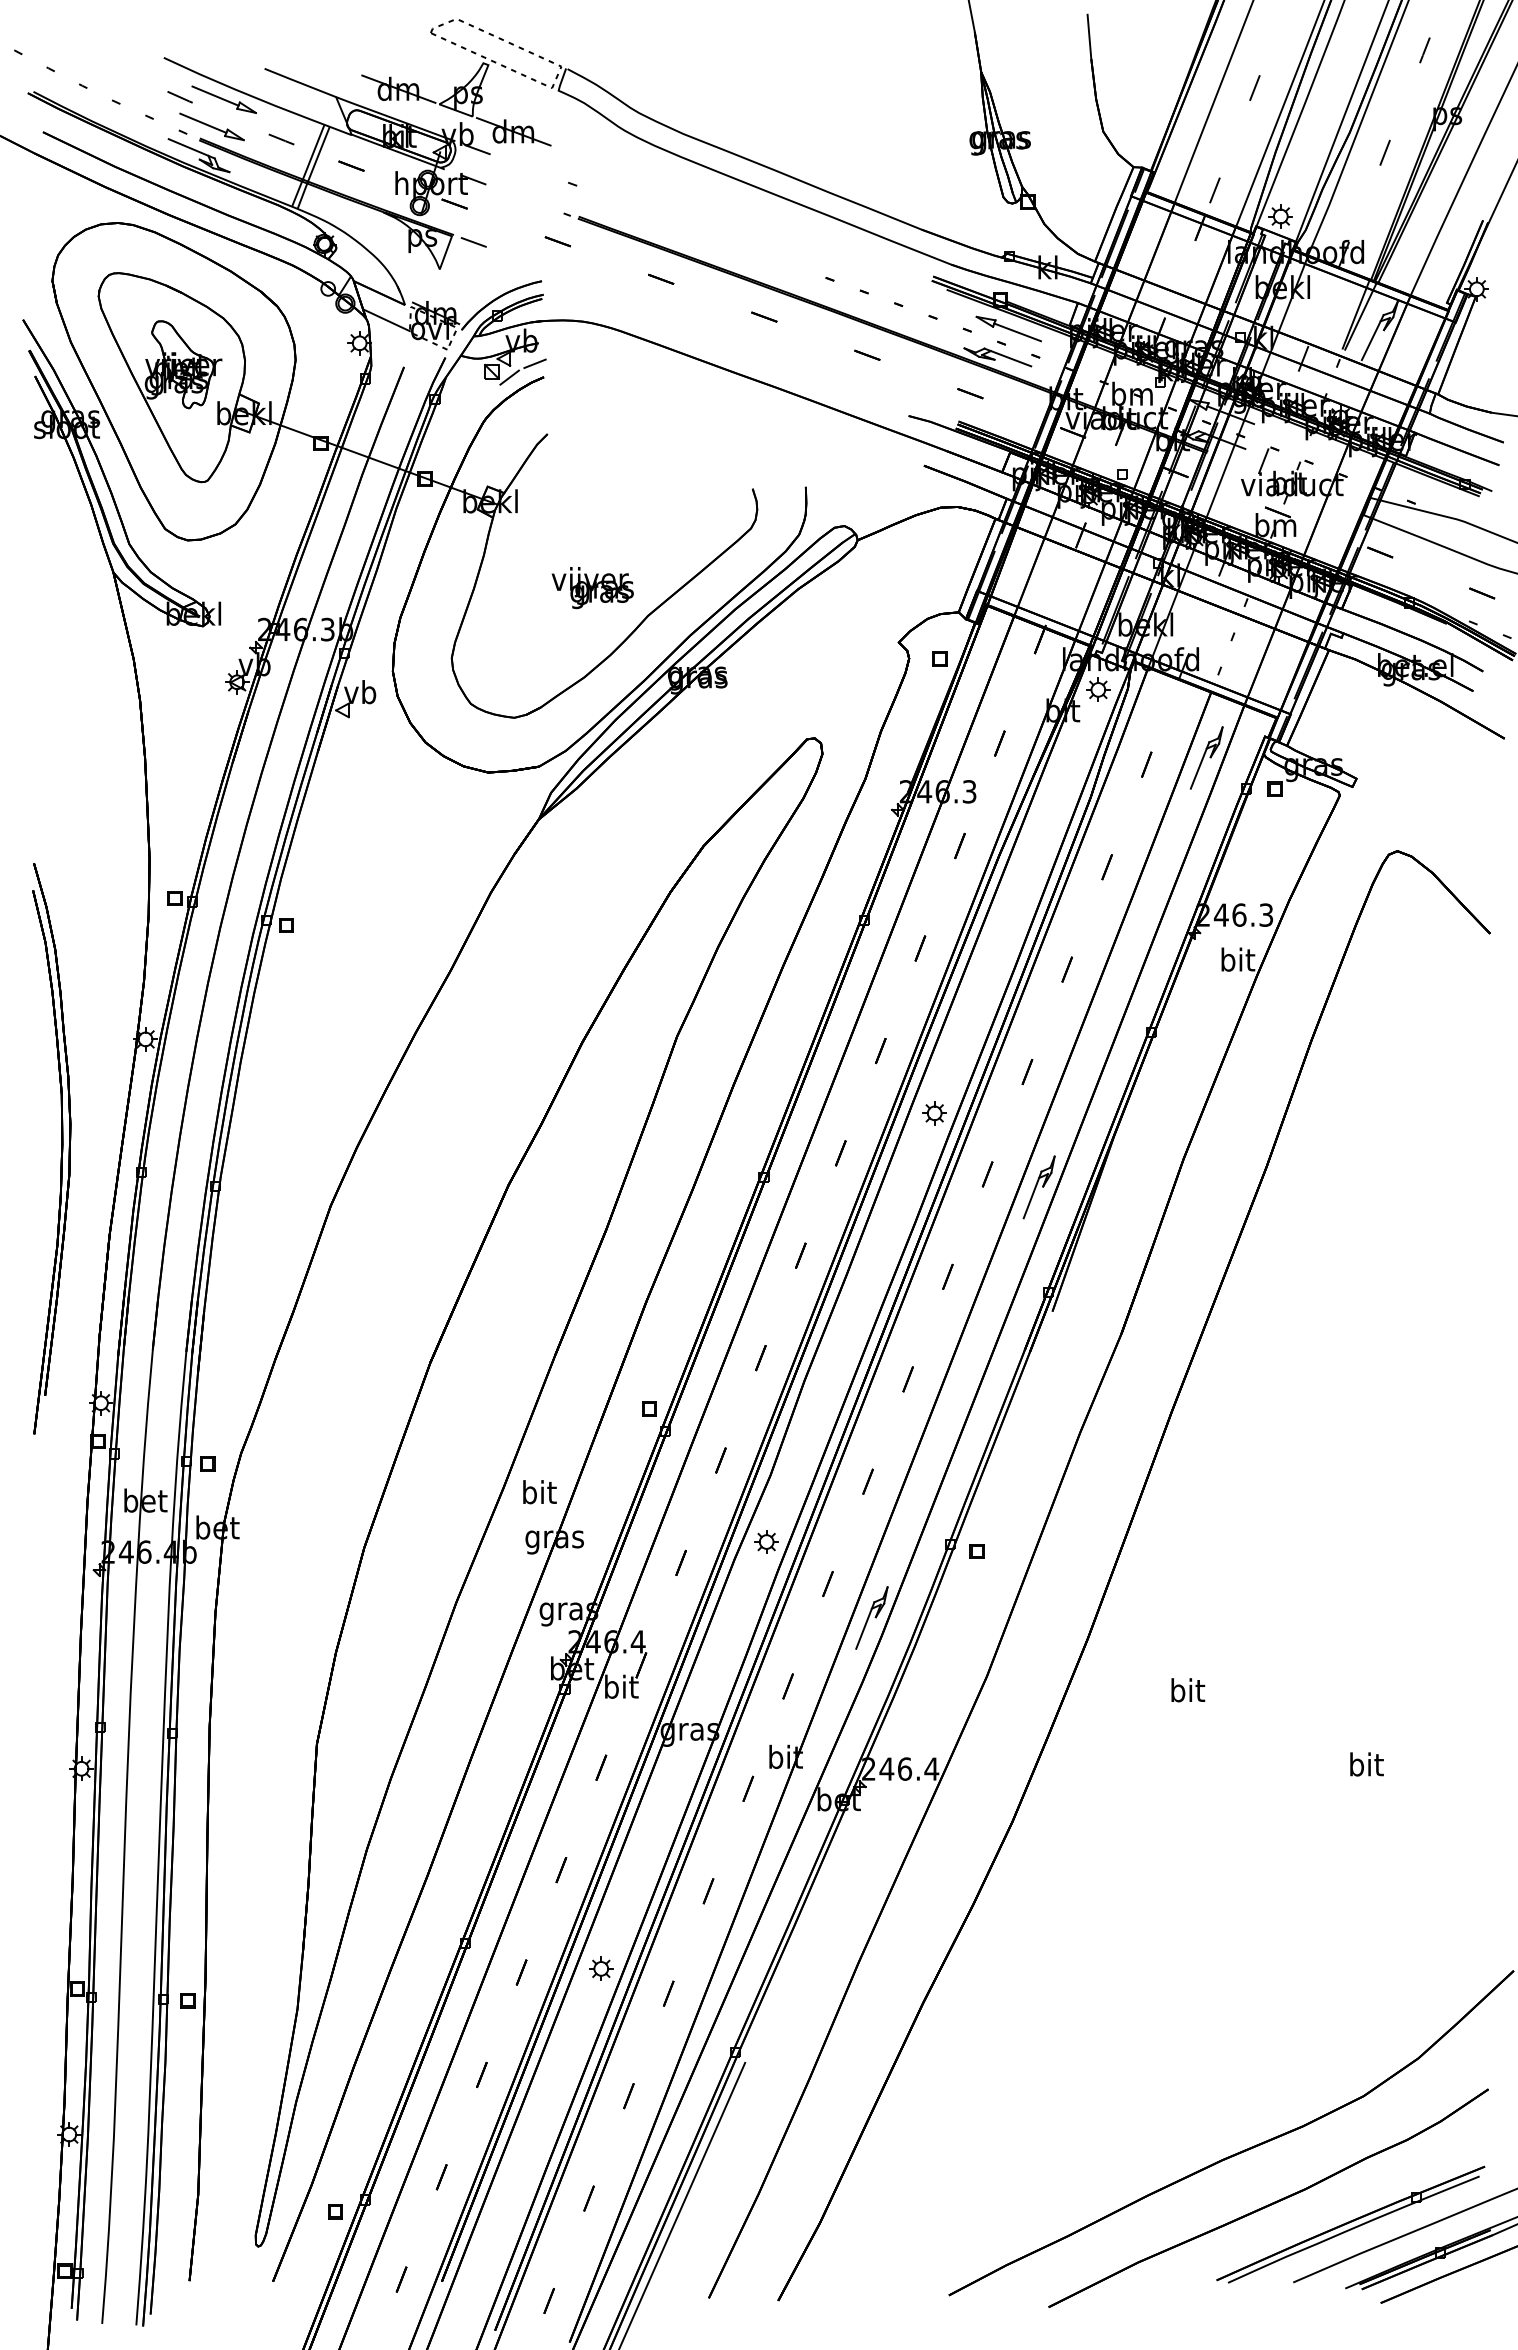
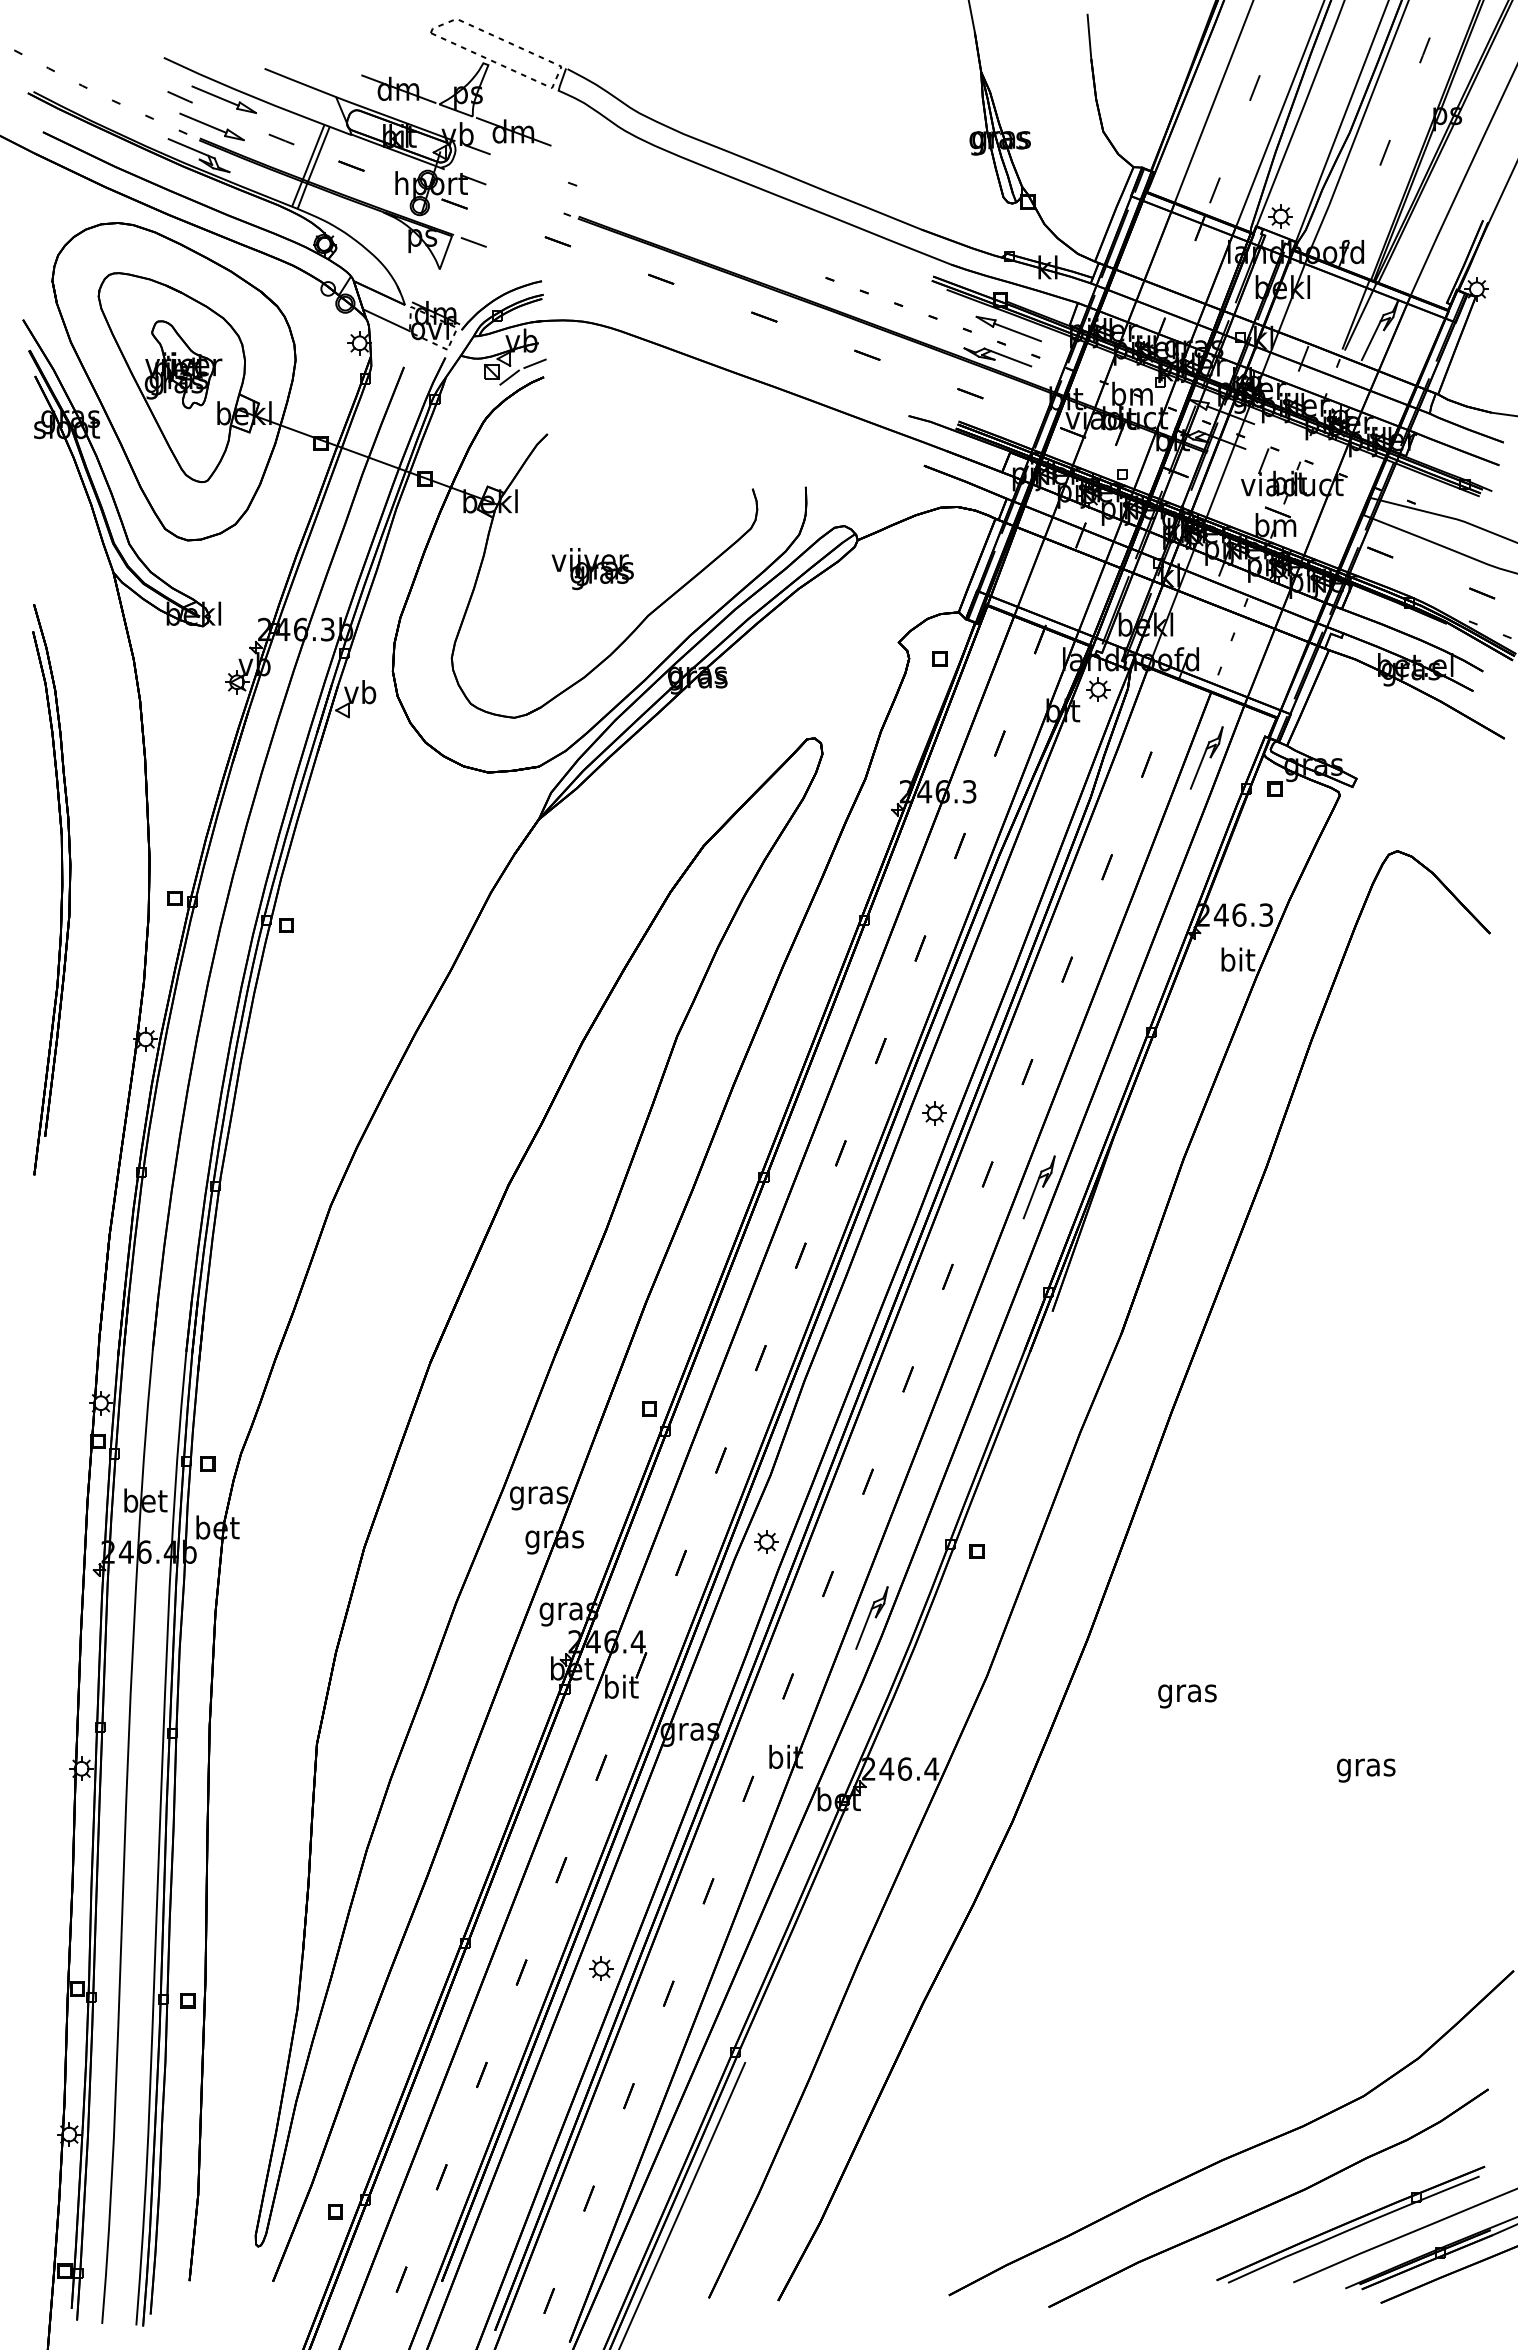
text position: (592, 588) -> (592, 569) (592, 569)
part position: (61, 1148) -> (61, 889) (61, 889)
text: bit -> gras (539, 1495)
text: bit -> gras (1187, 1693)
text: bit -> gras (1366, 1767)
